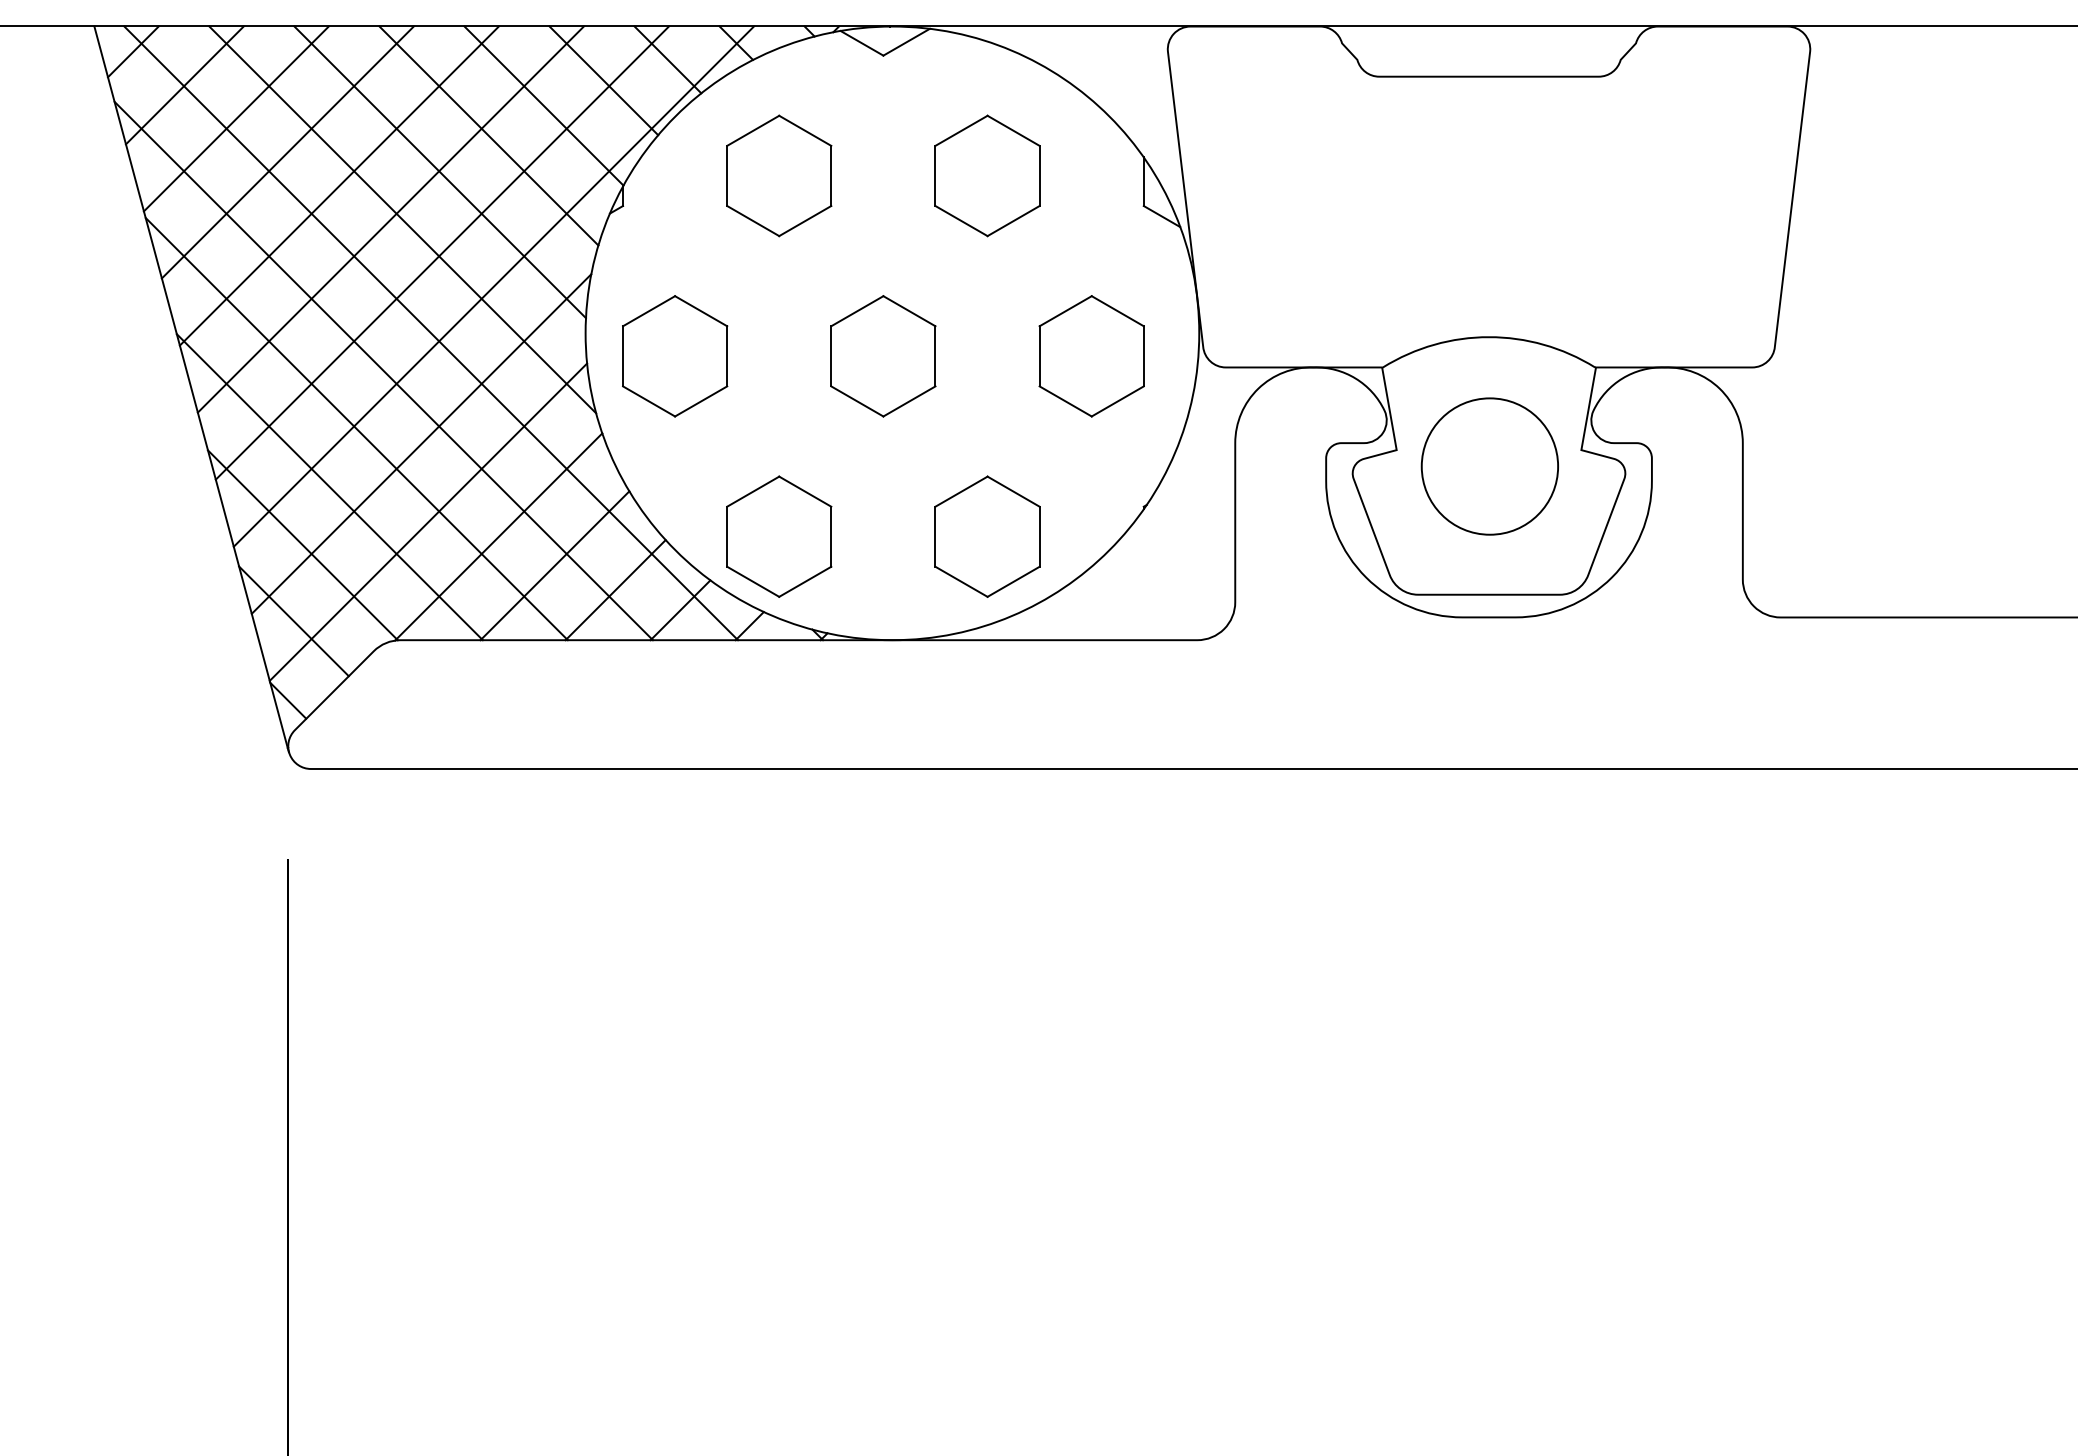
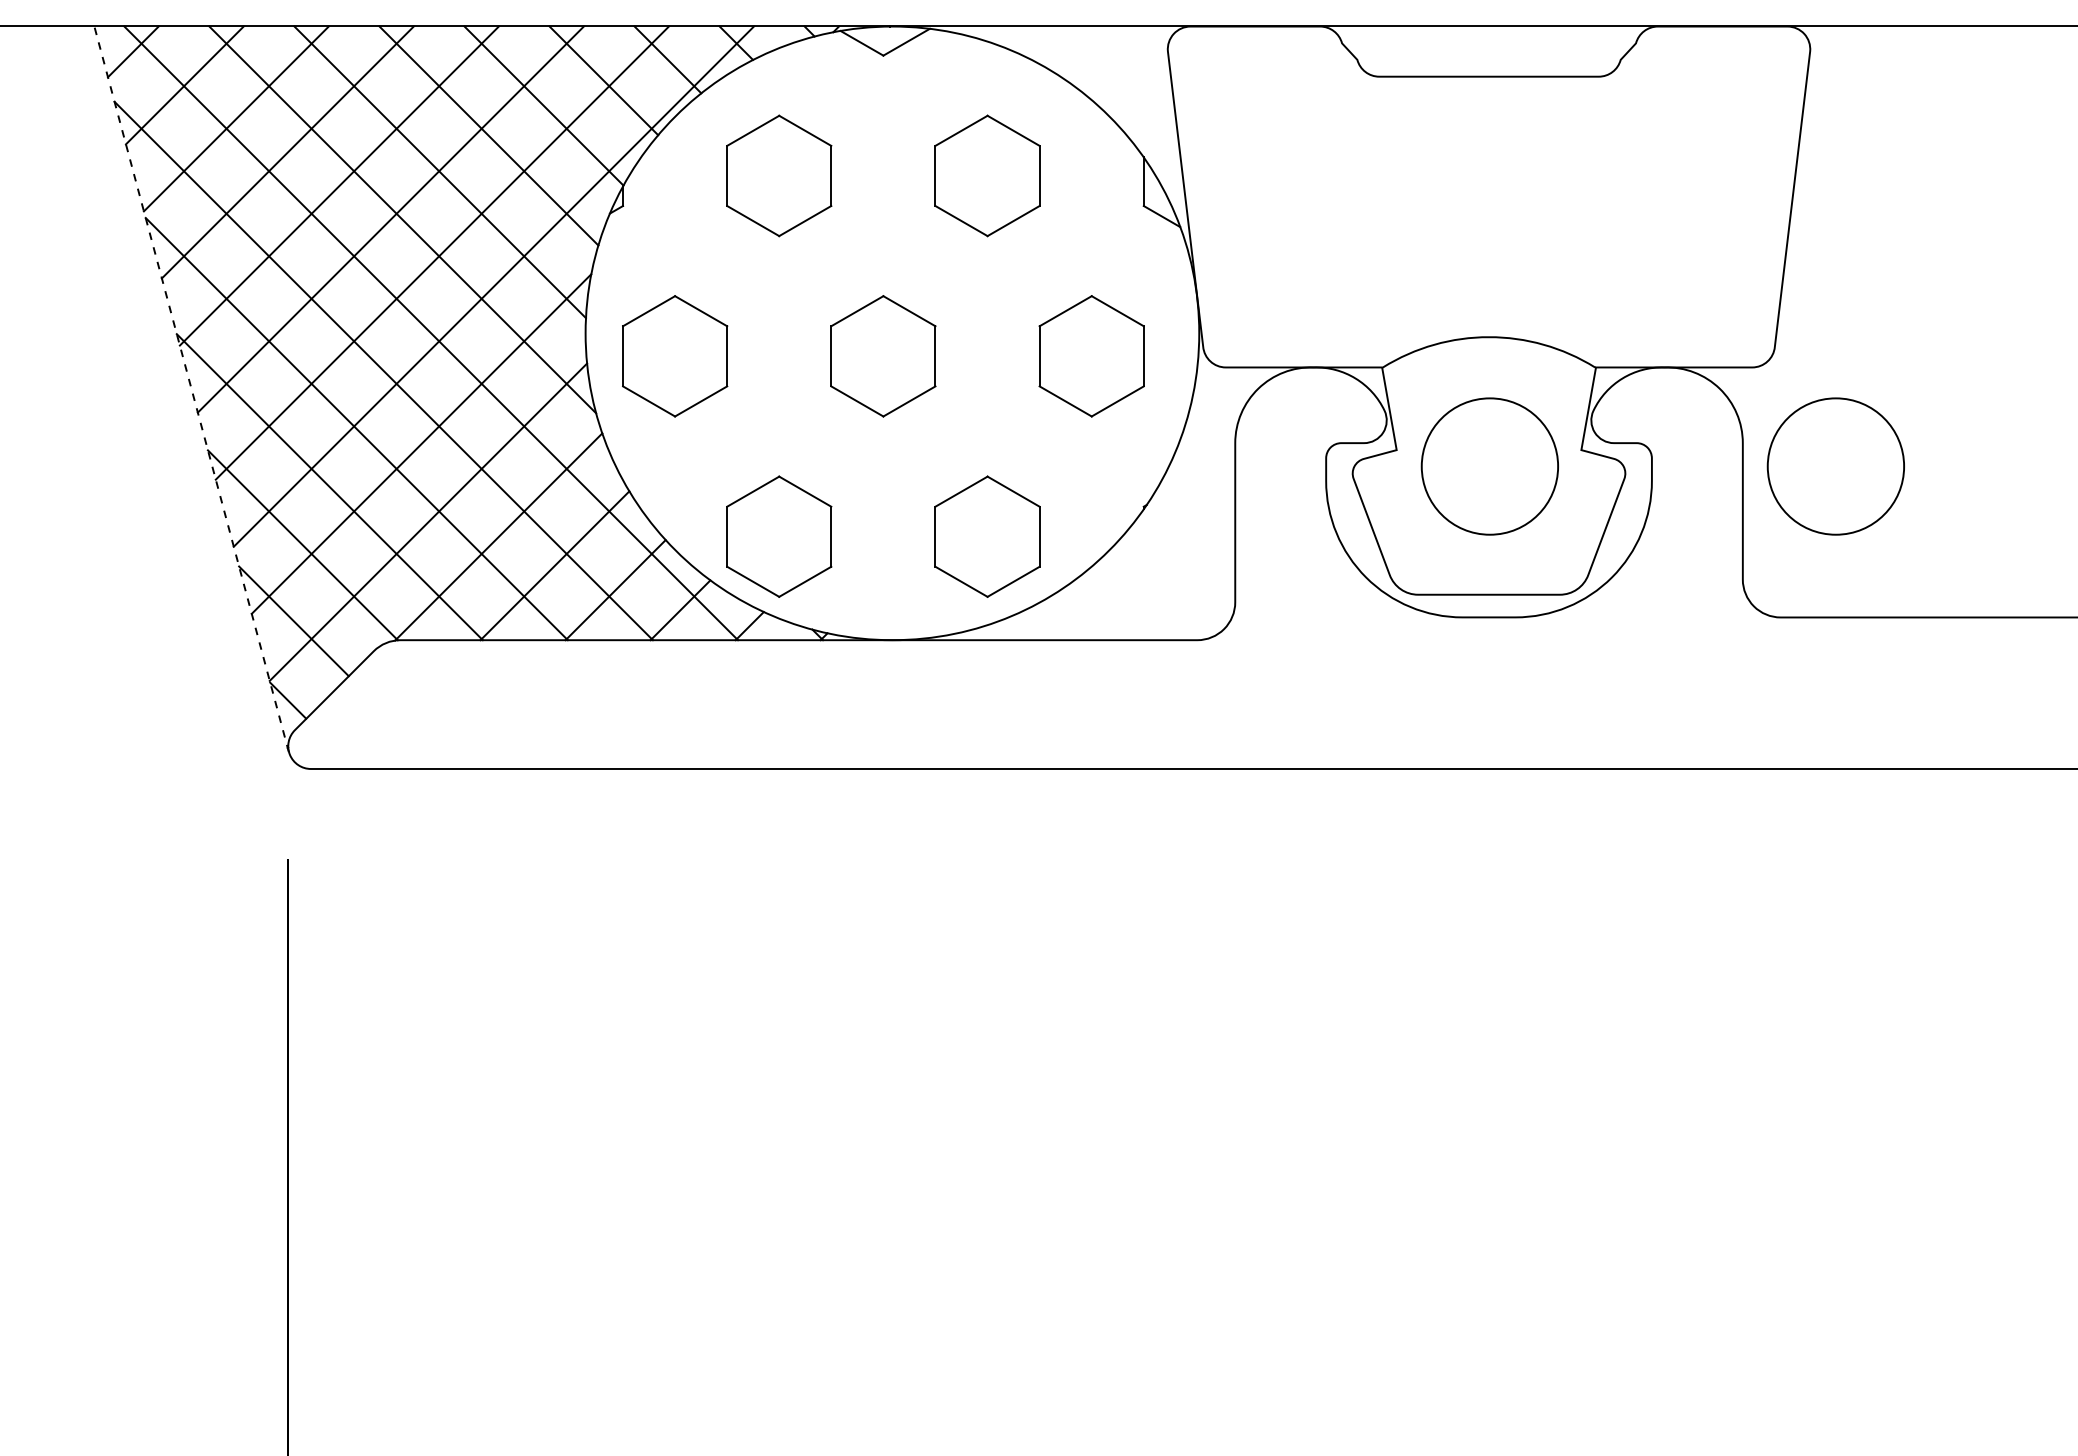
line: solid -> dashed (191, 389)
circle: none -> present (1835, 466)
